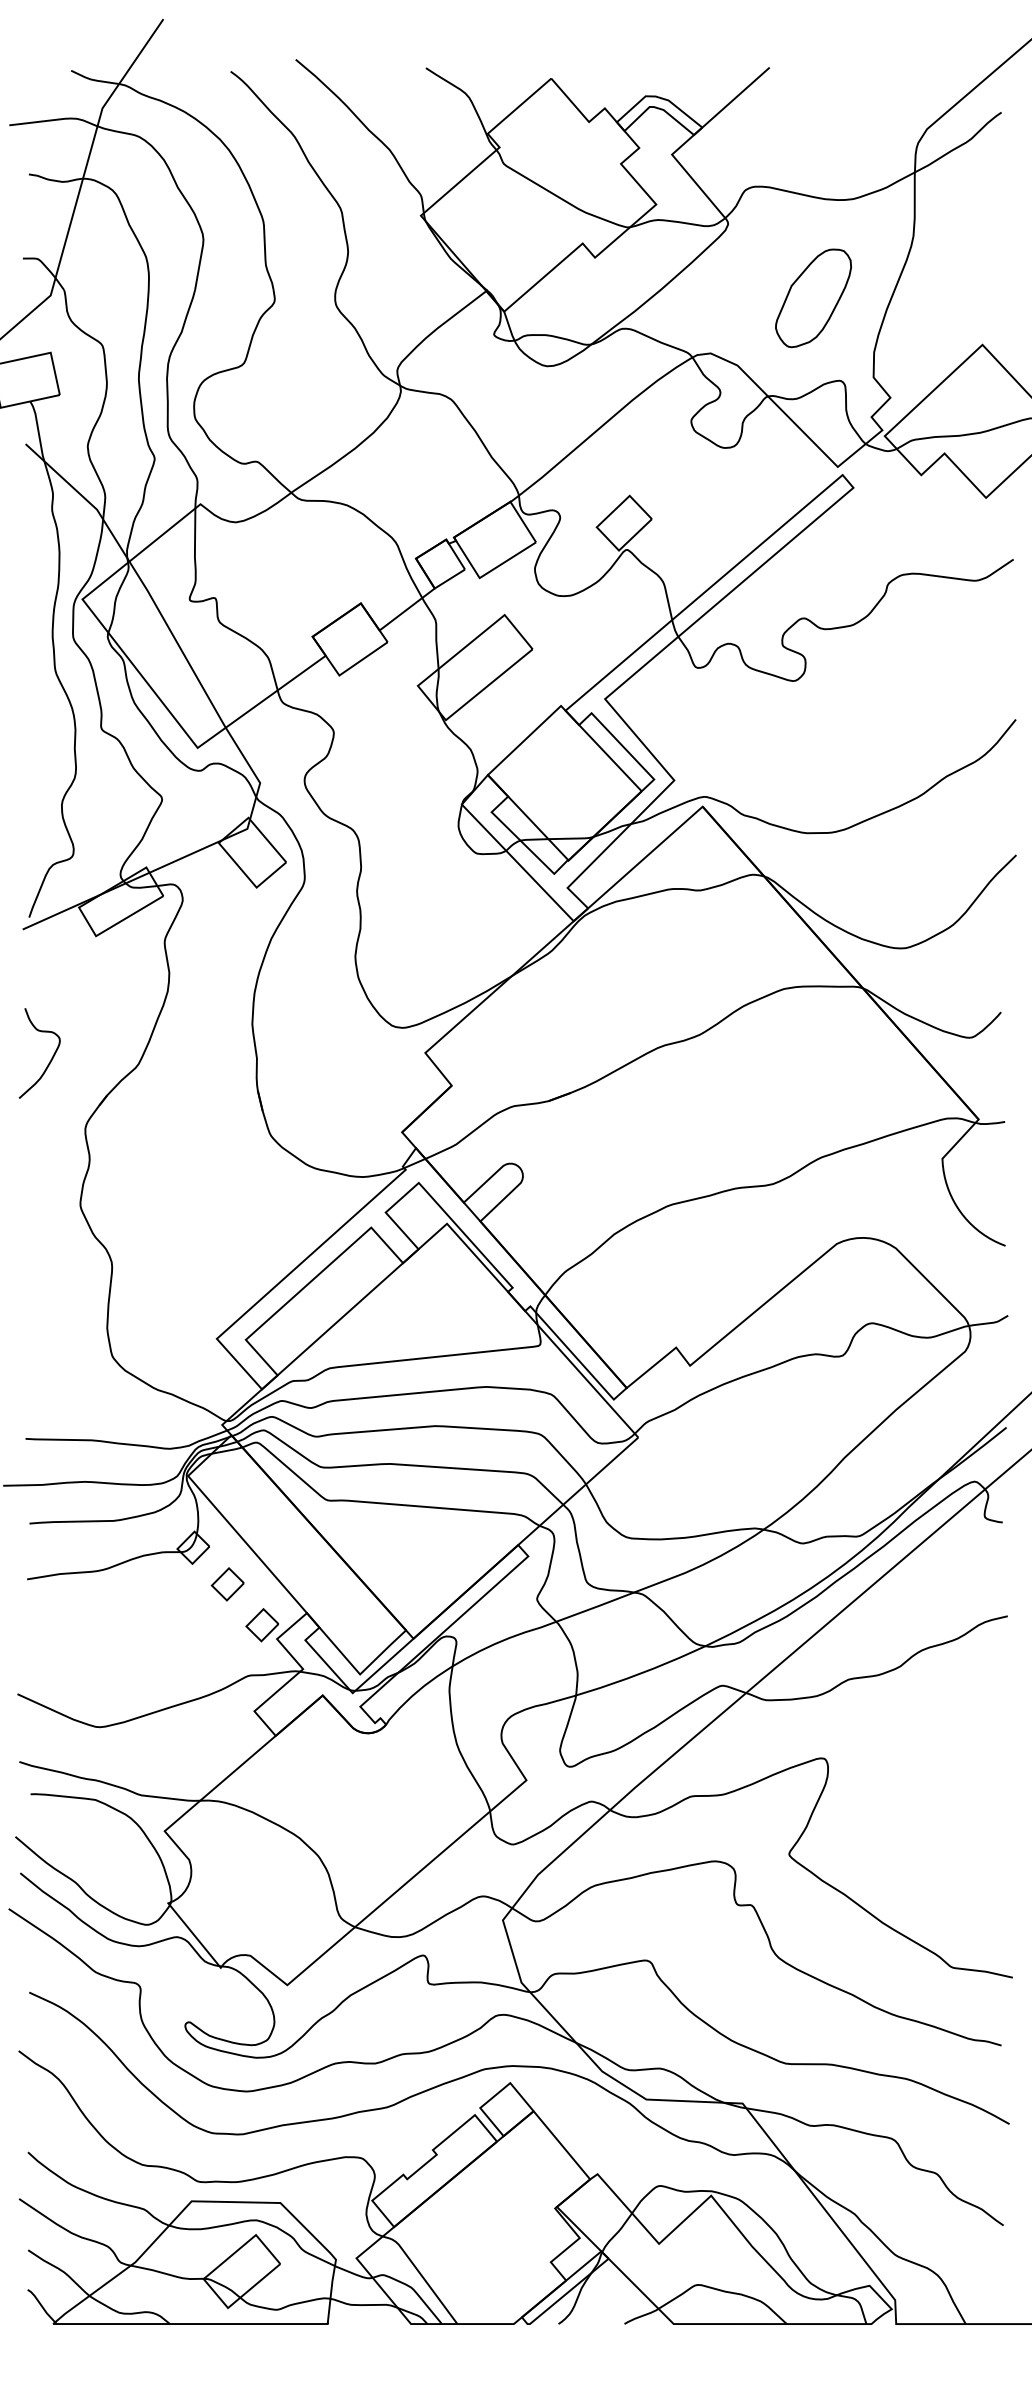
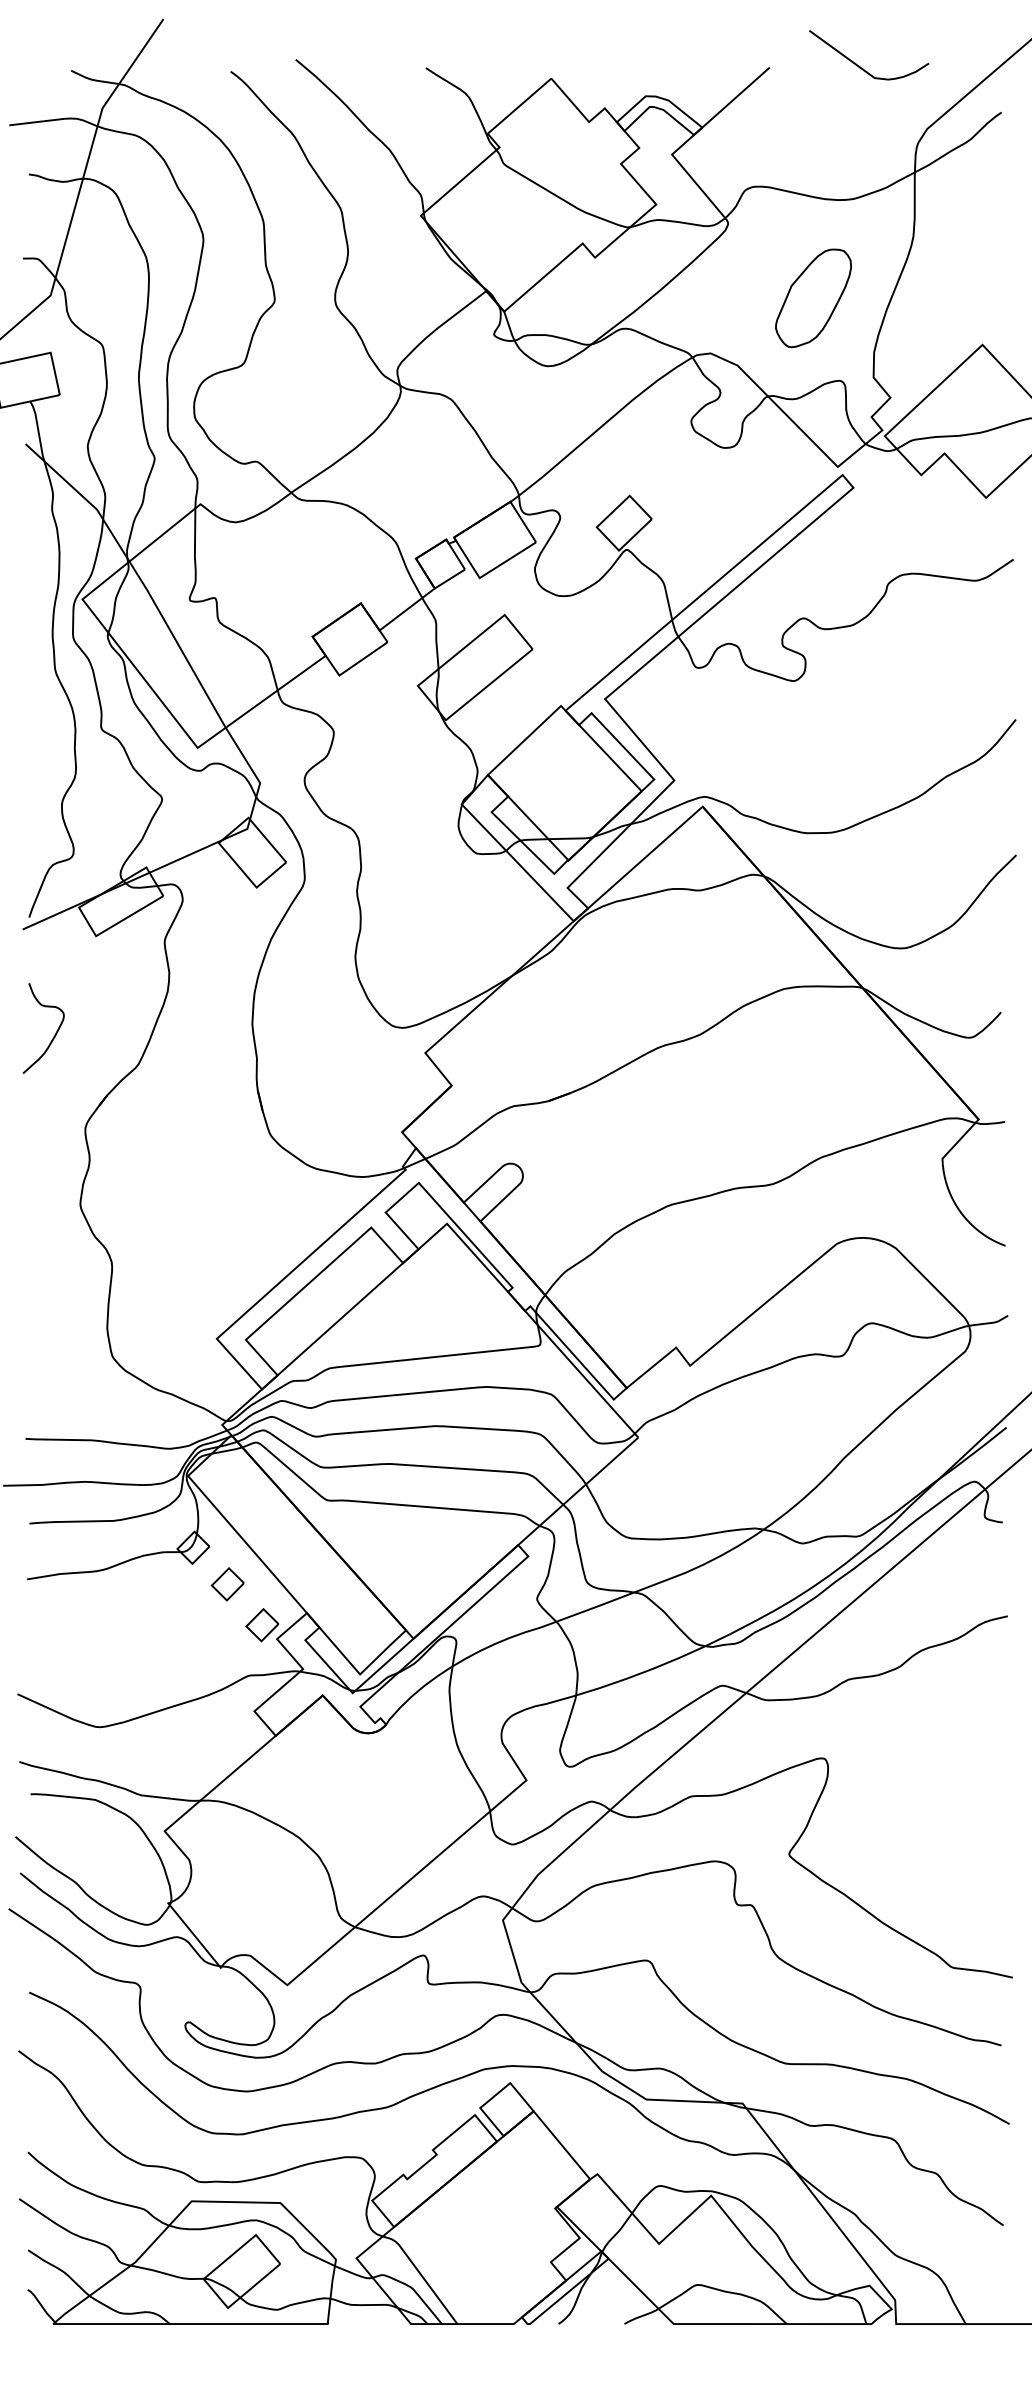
curve: none -> present (859, 65)
curve position: (50, 1059) -> (54, 1034) (54, 1034)
